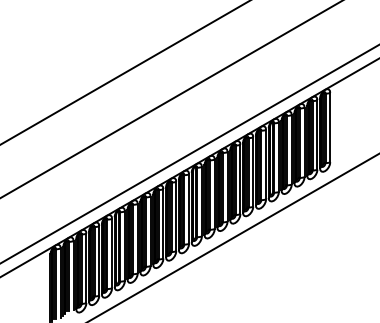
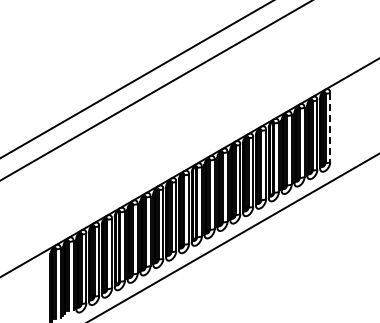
line position: (124, 72) -> (136, 79) (136, 79)
line position: (170, 99) -> (155, 90) (155, 90)
line: solid -> dashed (330, 127)
line: present -> none (189, 154)
